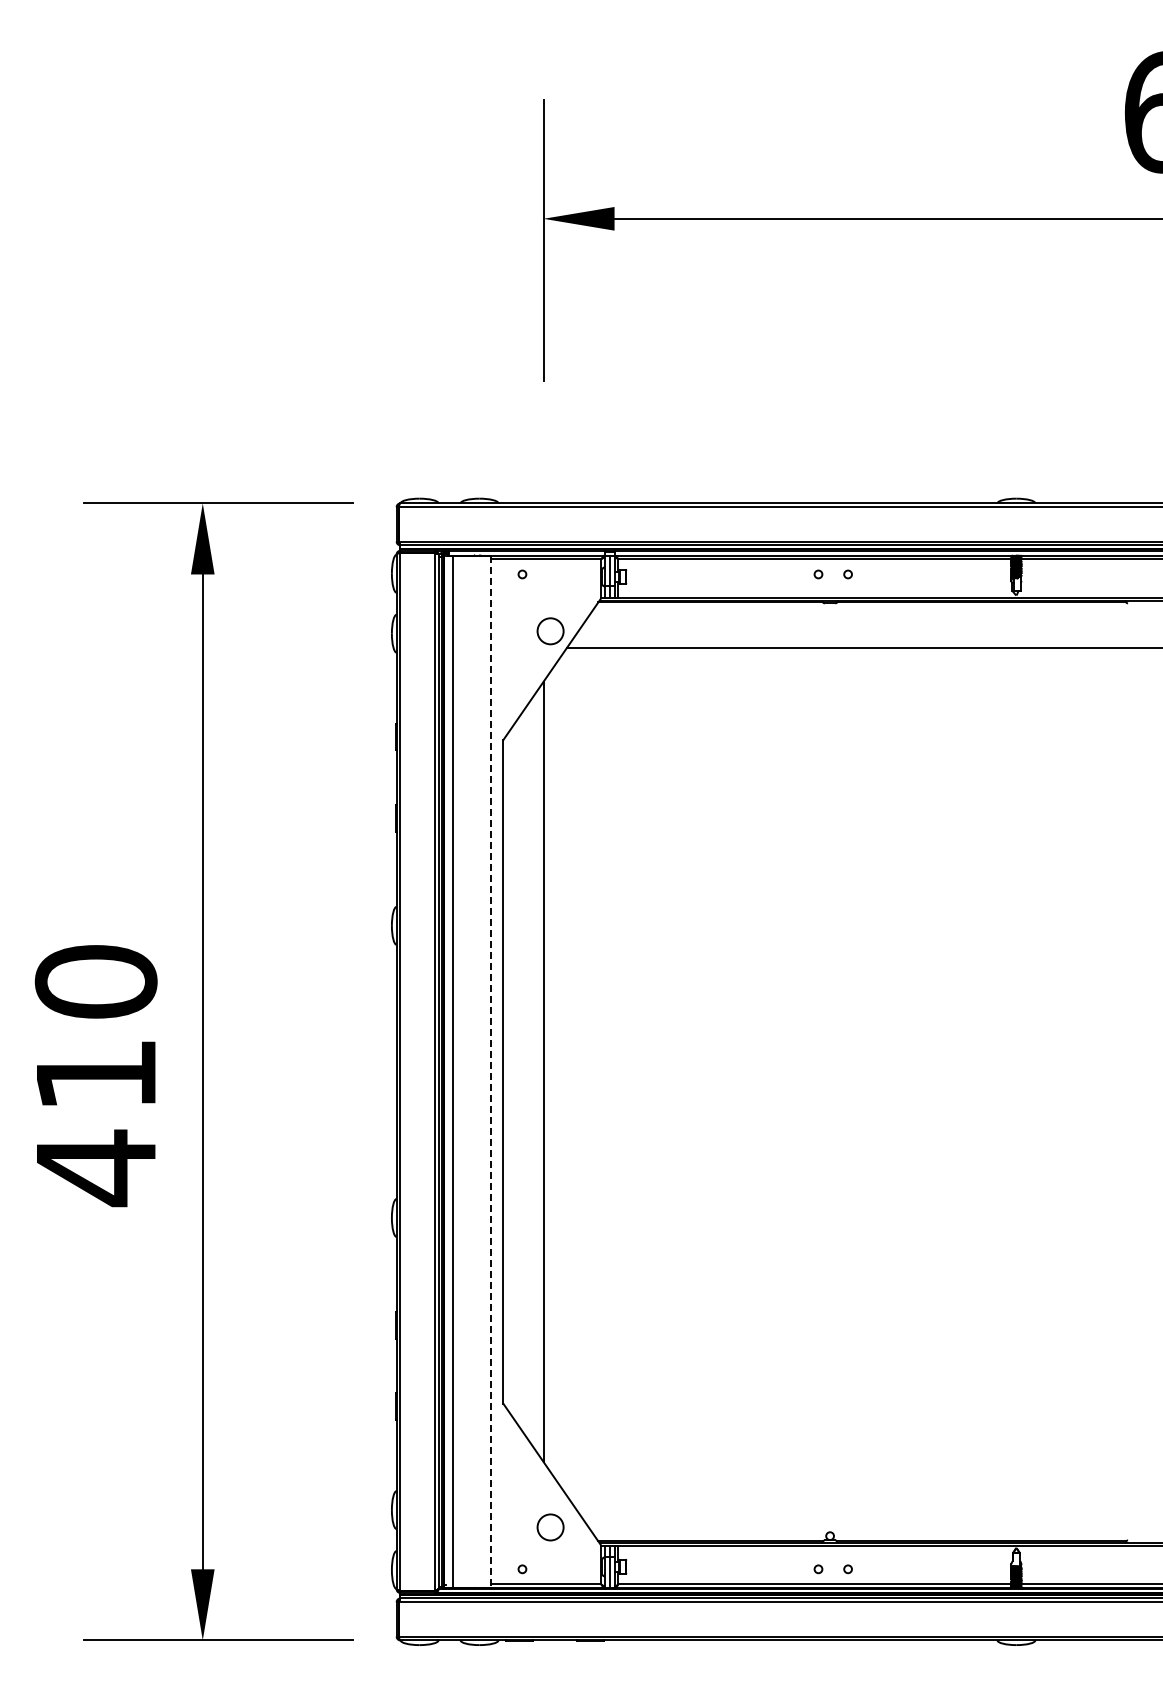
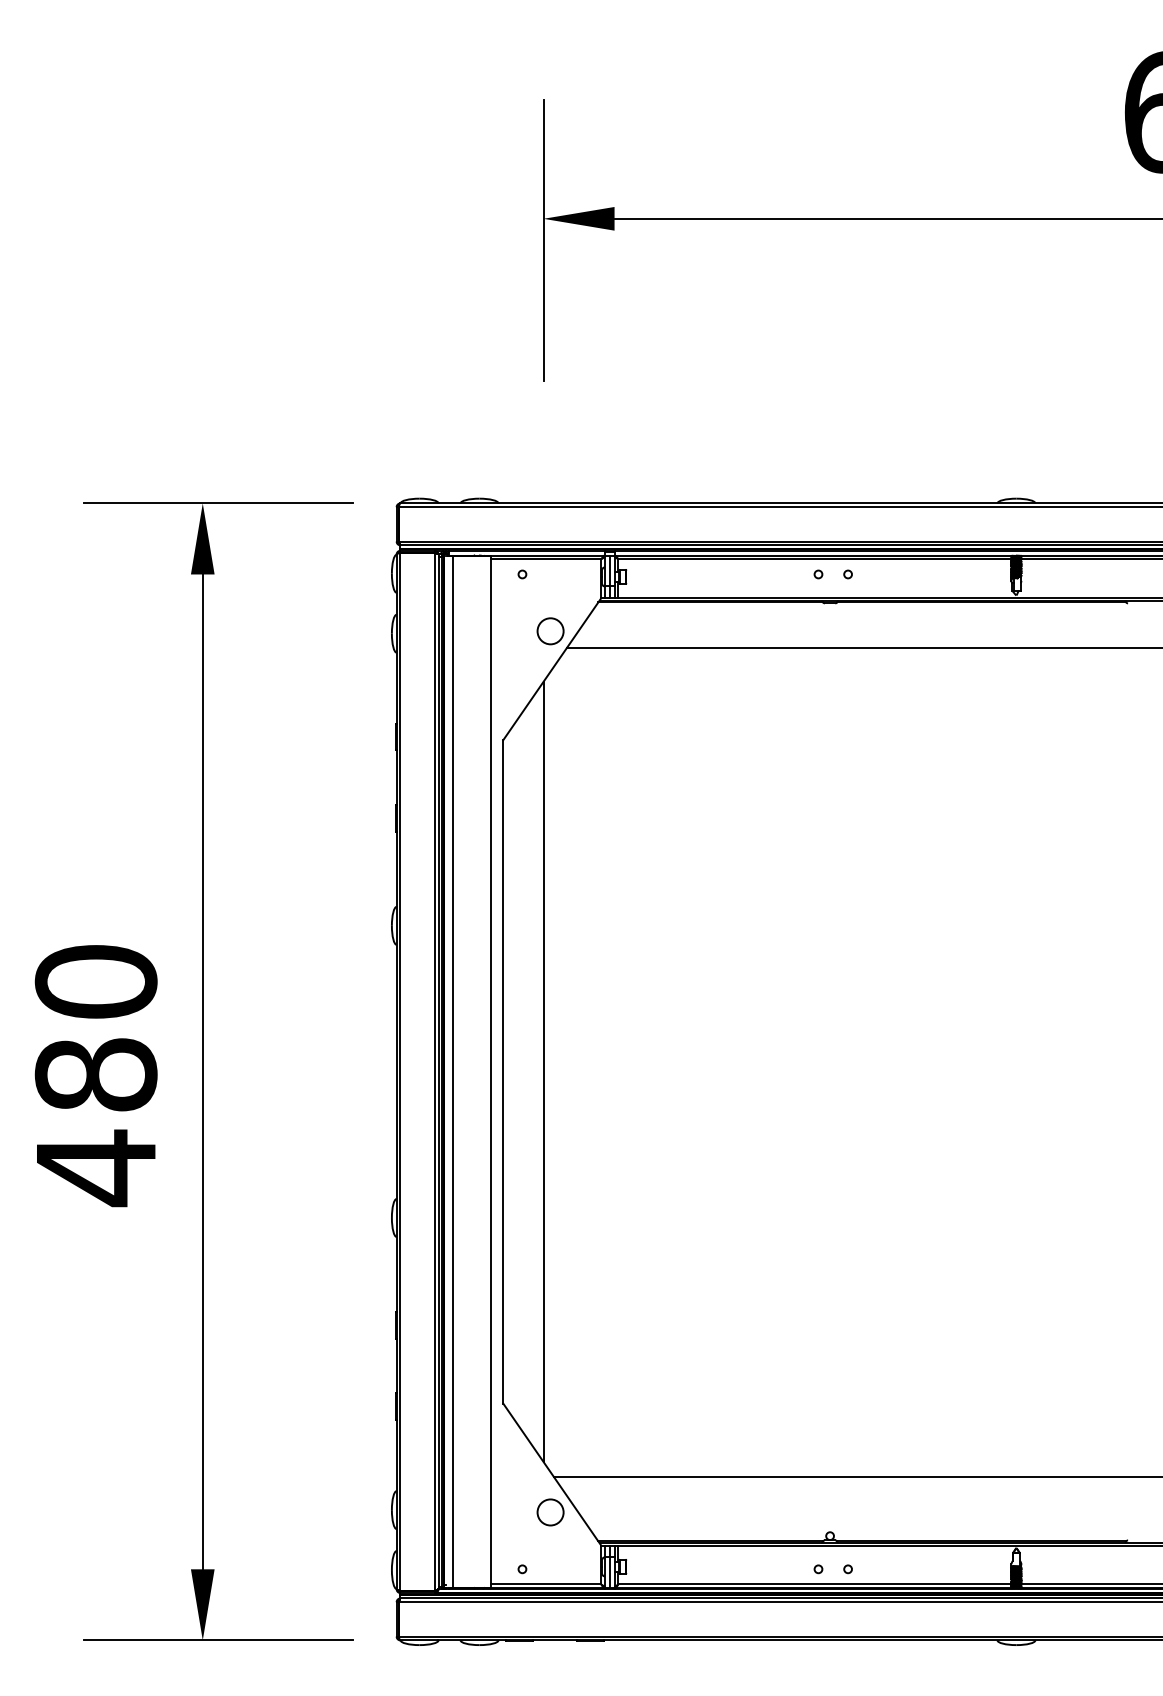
line: dashed -> solid (491, 1072)
text: 410 -> 480 (95, 1074)
line: none -> present (856, 1476)
circle position: (550, 1527) -> (550, 1512) (550, 1512)
